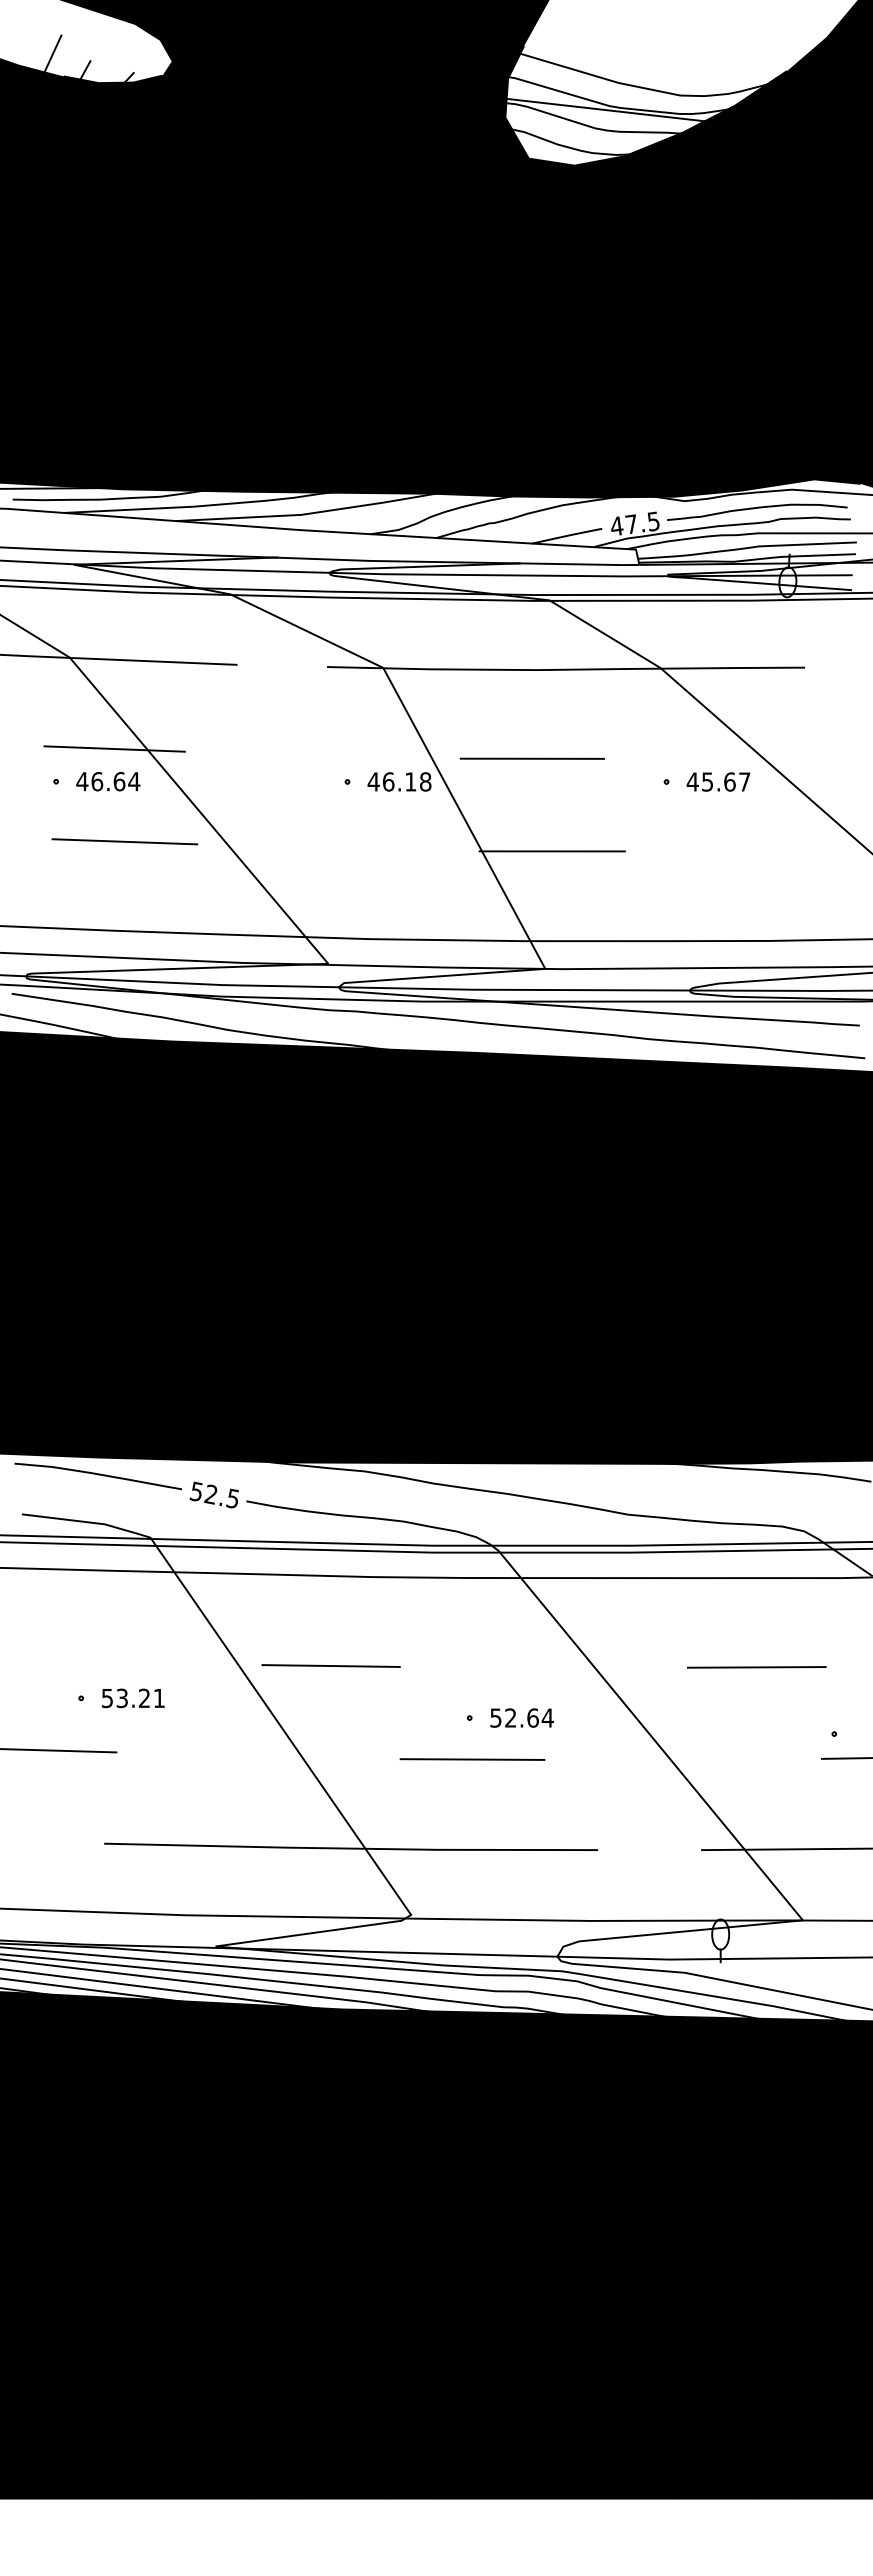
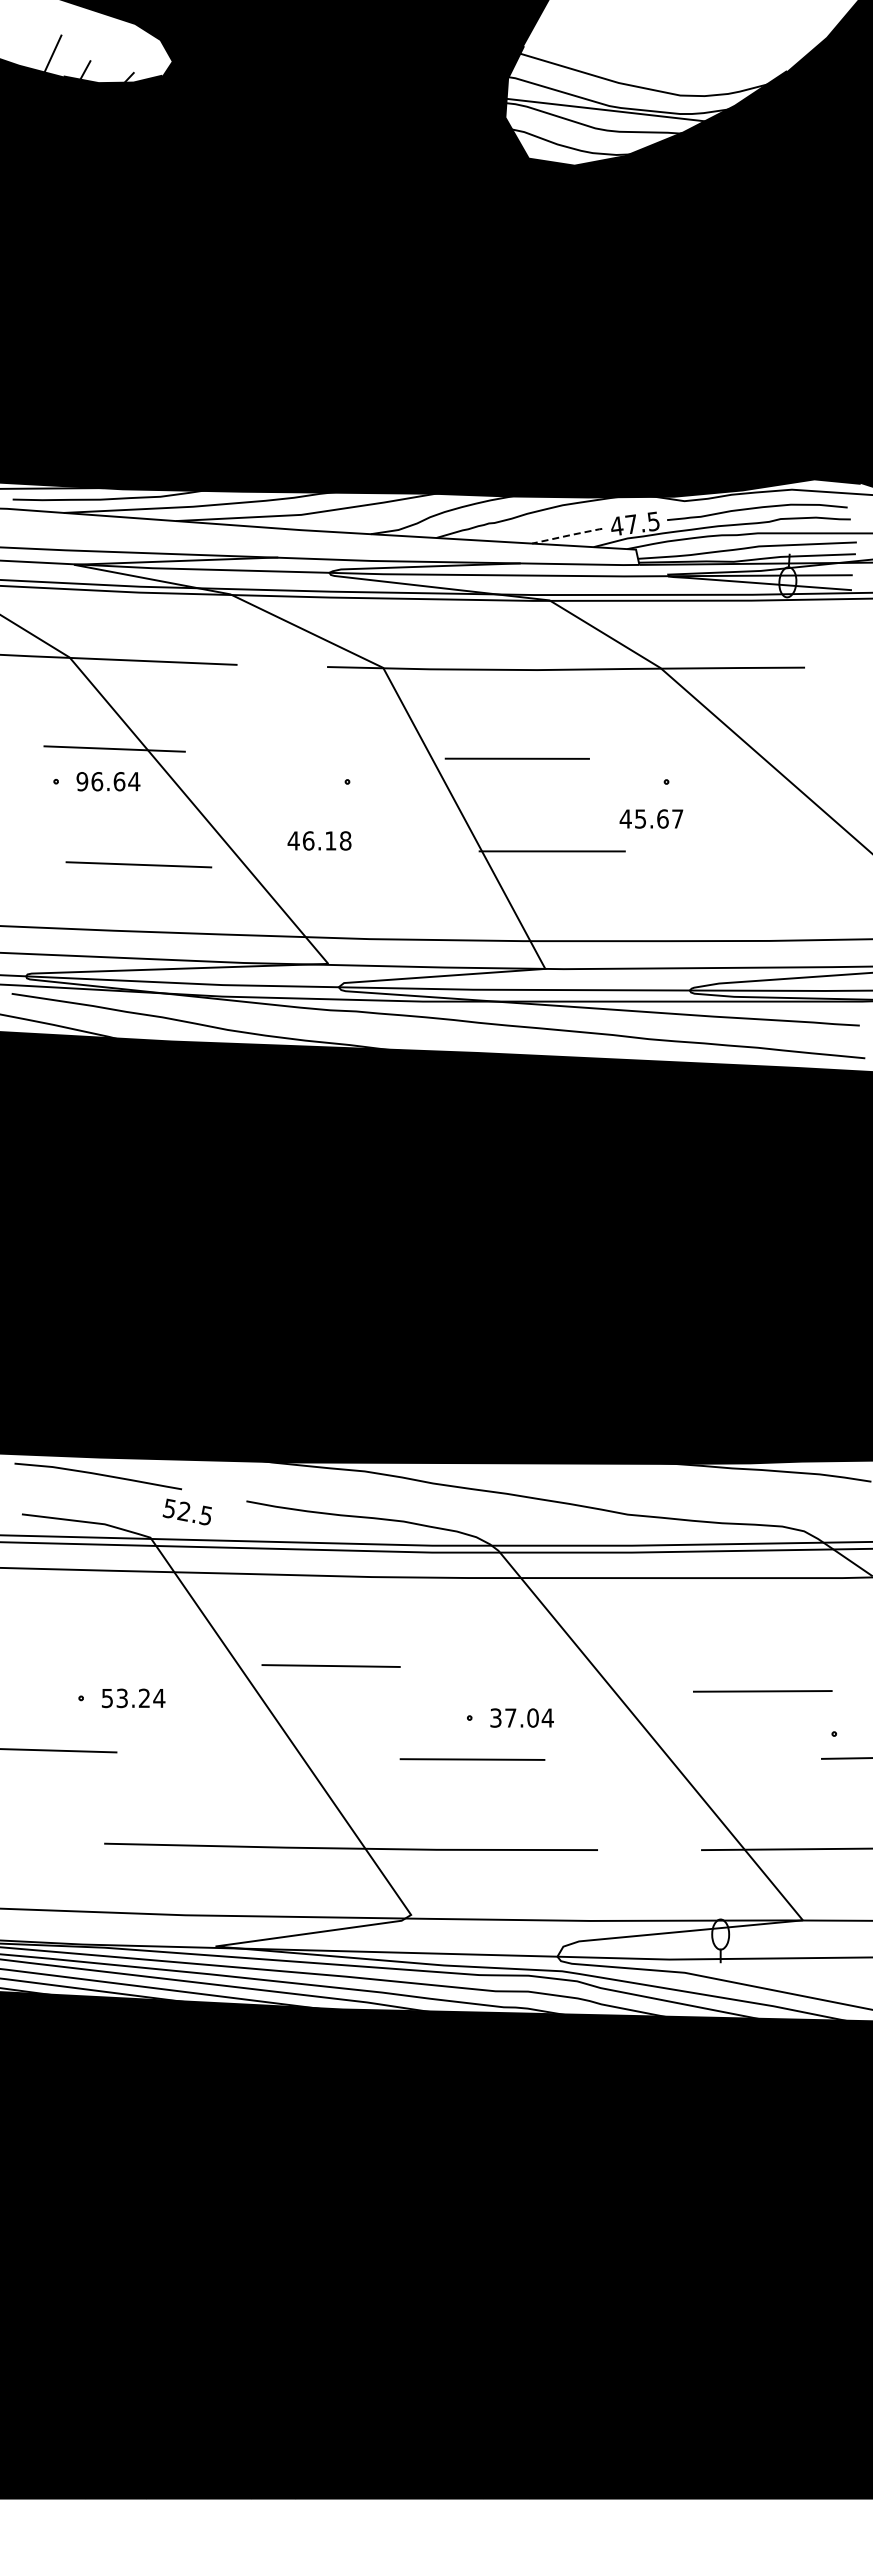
line: solid -> dashed (568, 535)
line position: (531, 758) -> (516, 758) (516, 758)
text: 46.64 -> 96.64 (82, 781)
text position: (399, 781) -> (319, 840) (319, 840)
text position: (718, 781) -> (651, 818) (651, 818)
line position: (124, 841) -> (138, 864) (138, 864)
text position: (213, 1494) -> (186, 1511) (186, 1511)
line position: (756, 1667) -> (762, 1691) (762, 1691)
text: 53.21 -> 53.24 (159, 1698)
text: 52.64 -> 37.04 (514, 1717)
